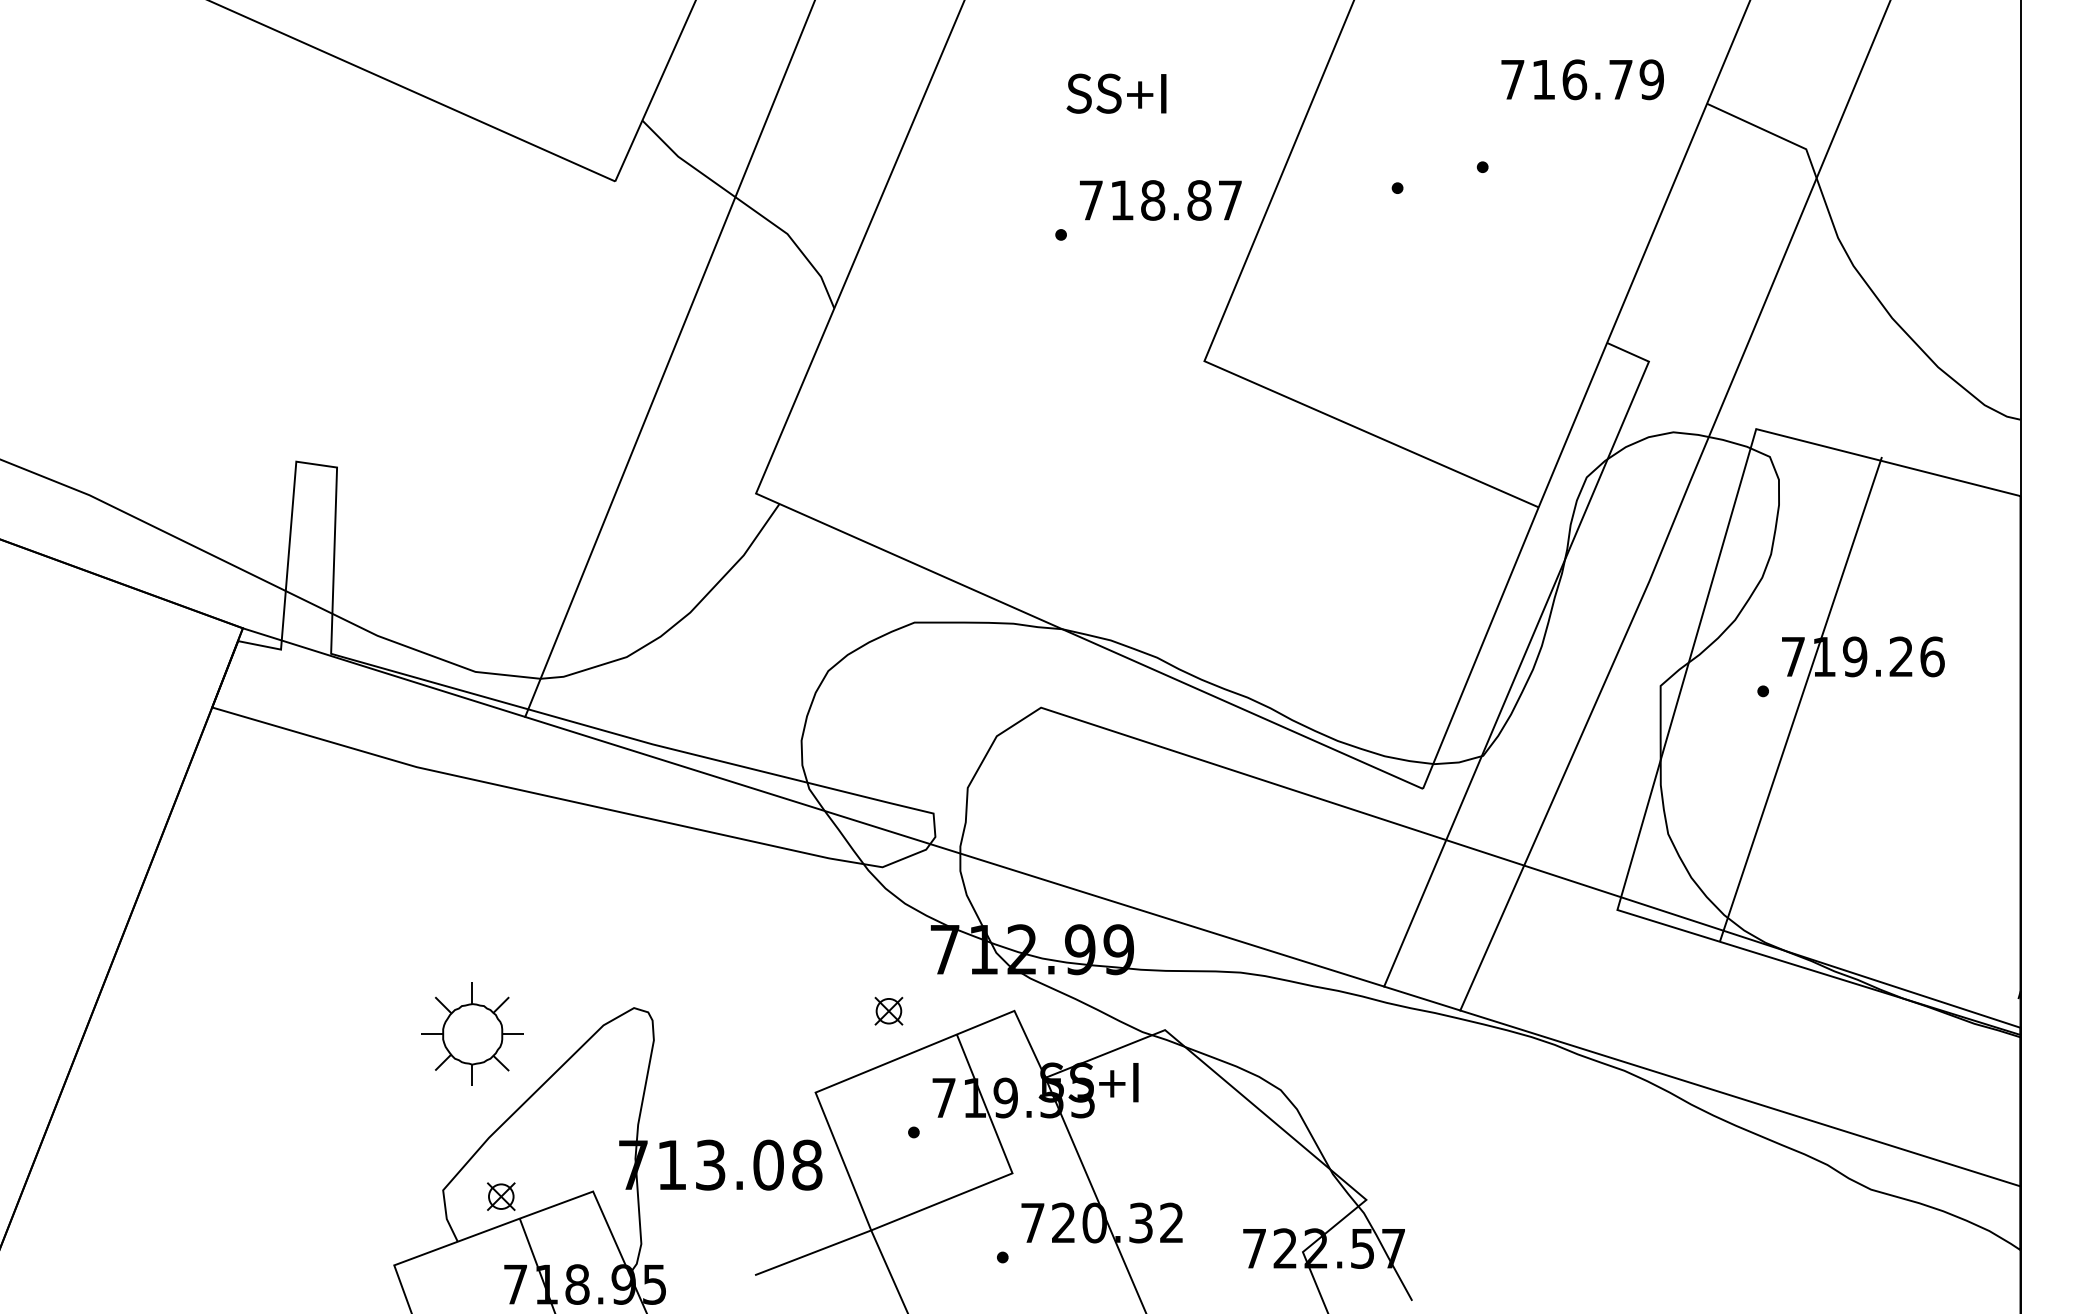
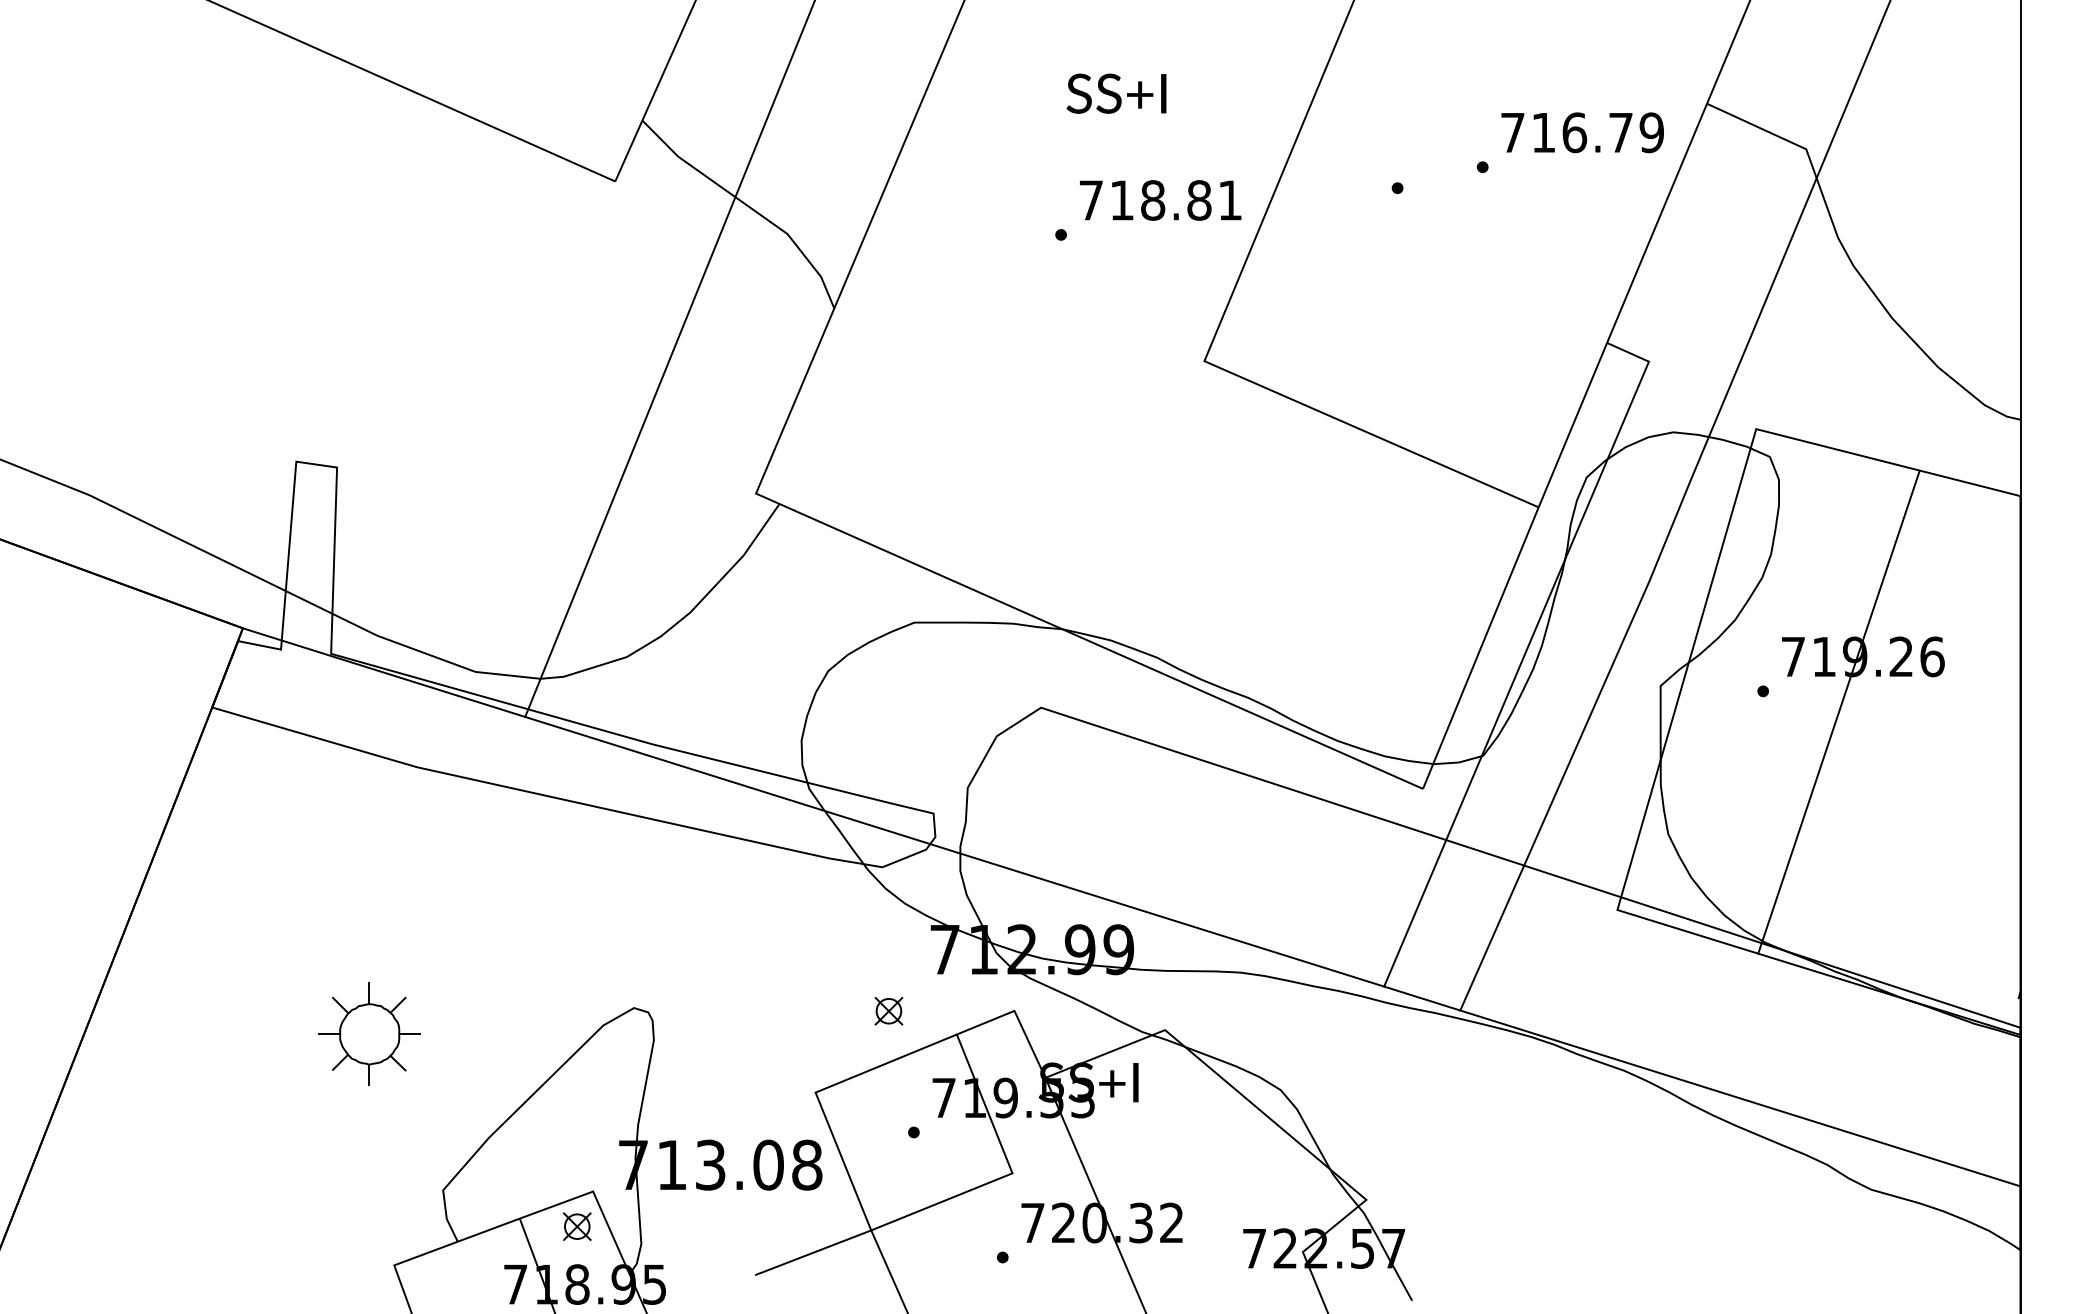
text position: (1582, 79) -> (1582, 132) (1582, 132)
text: 718.87 -> 718.81 (1230, 200)
line position: (1800, 698) -> (1838, 711) (1838, 711)
part position: (472, 1033) -> (369, 1033) (369, 1033)
part position: (501, 1196) -> (577, 1226) (577, 1226)
